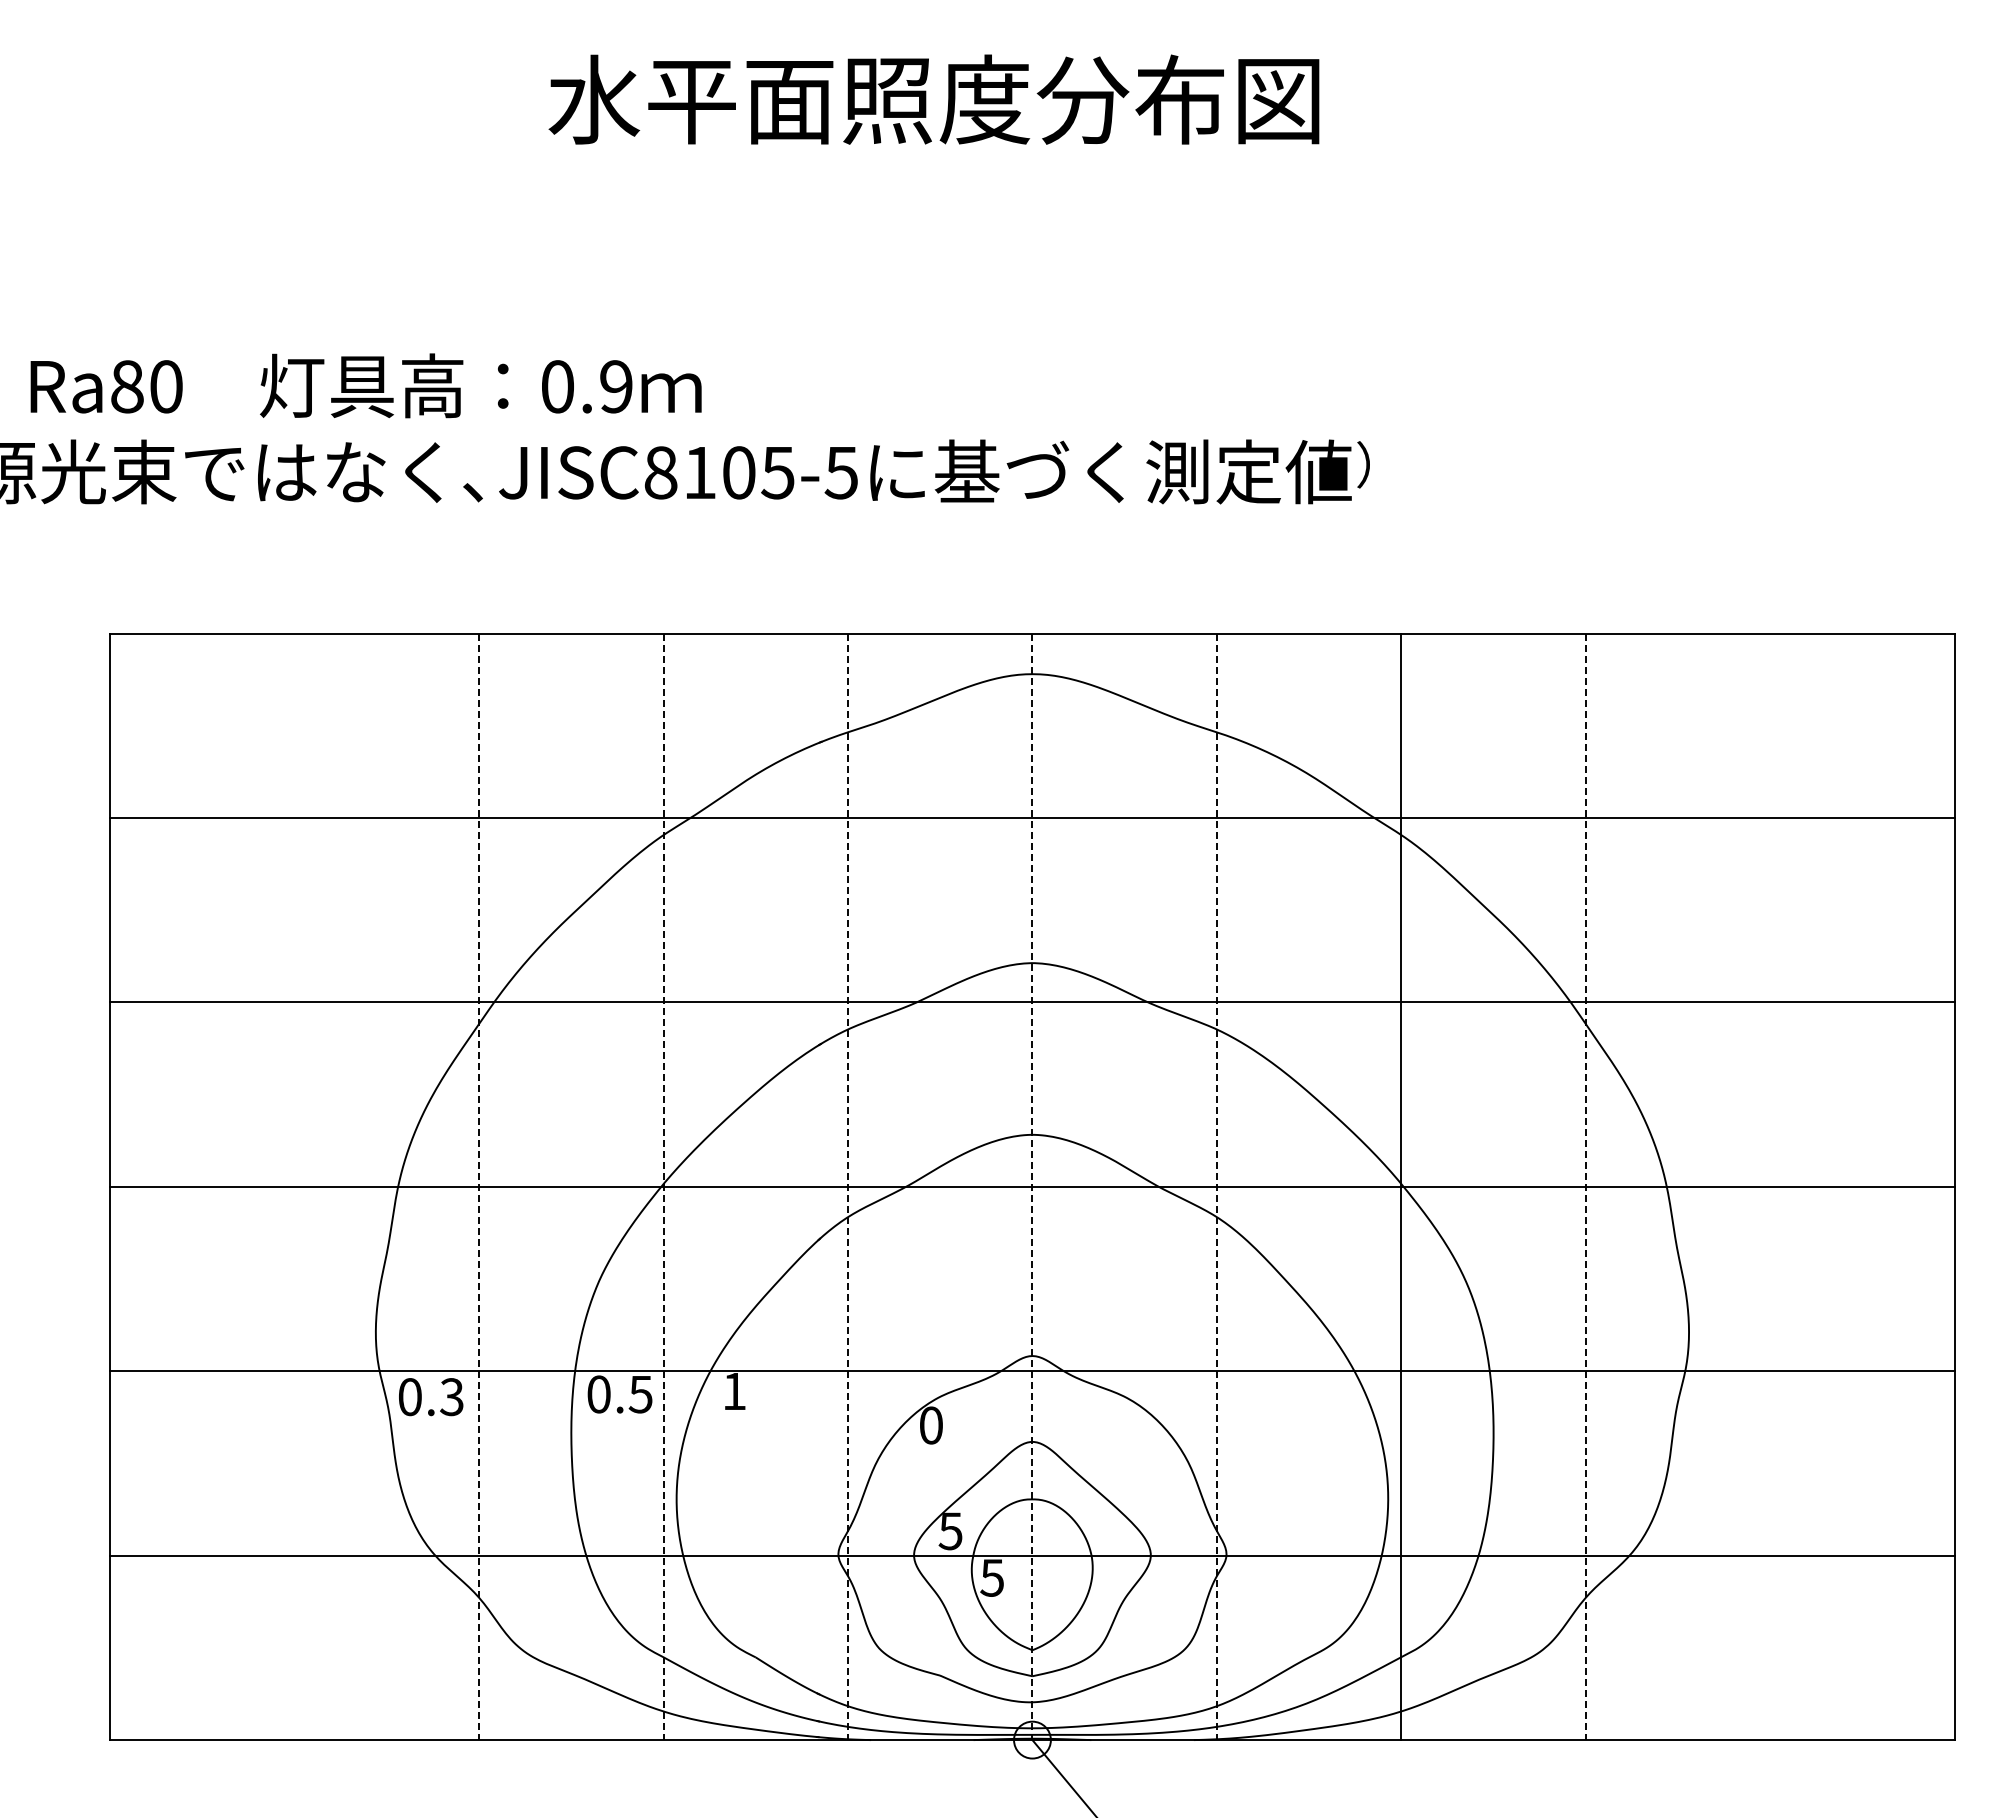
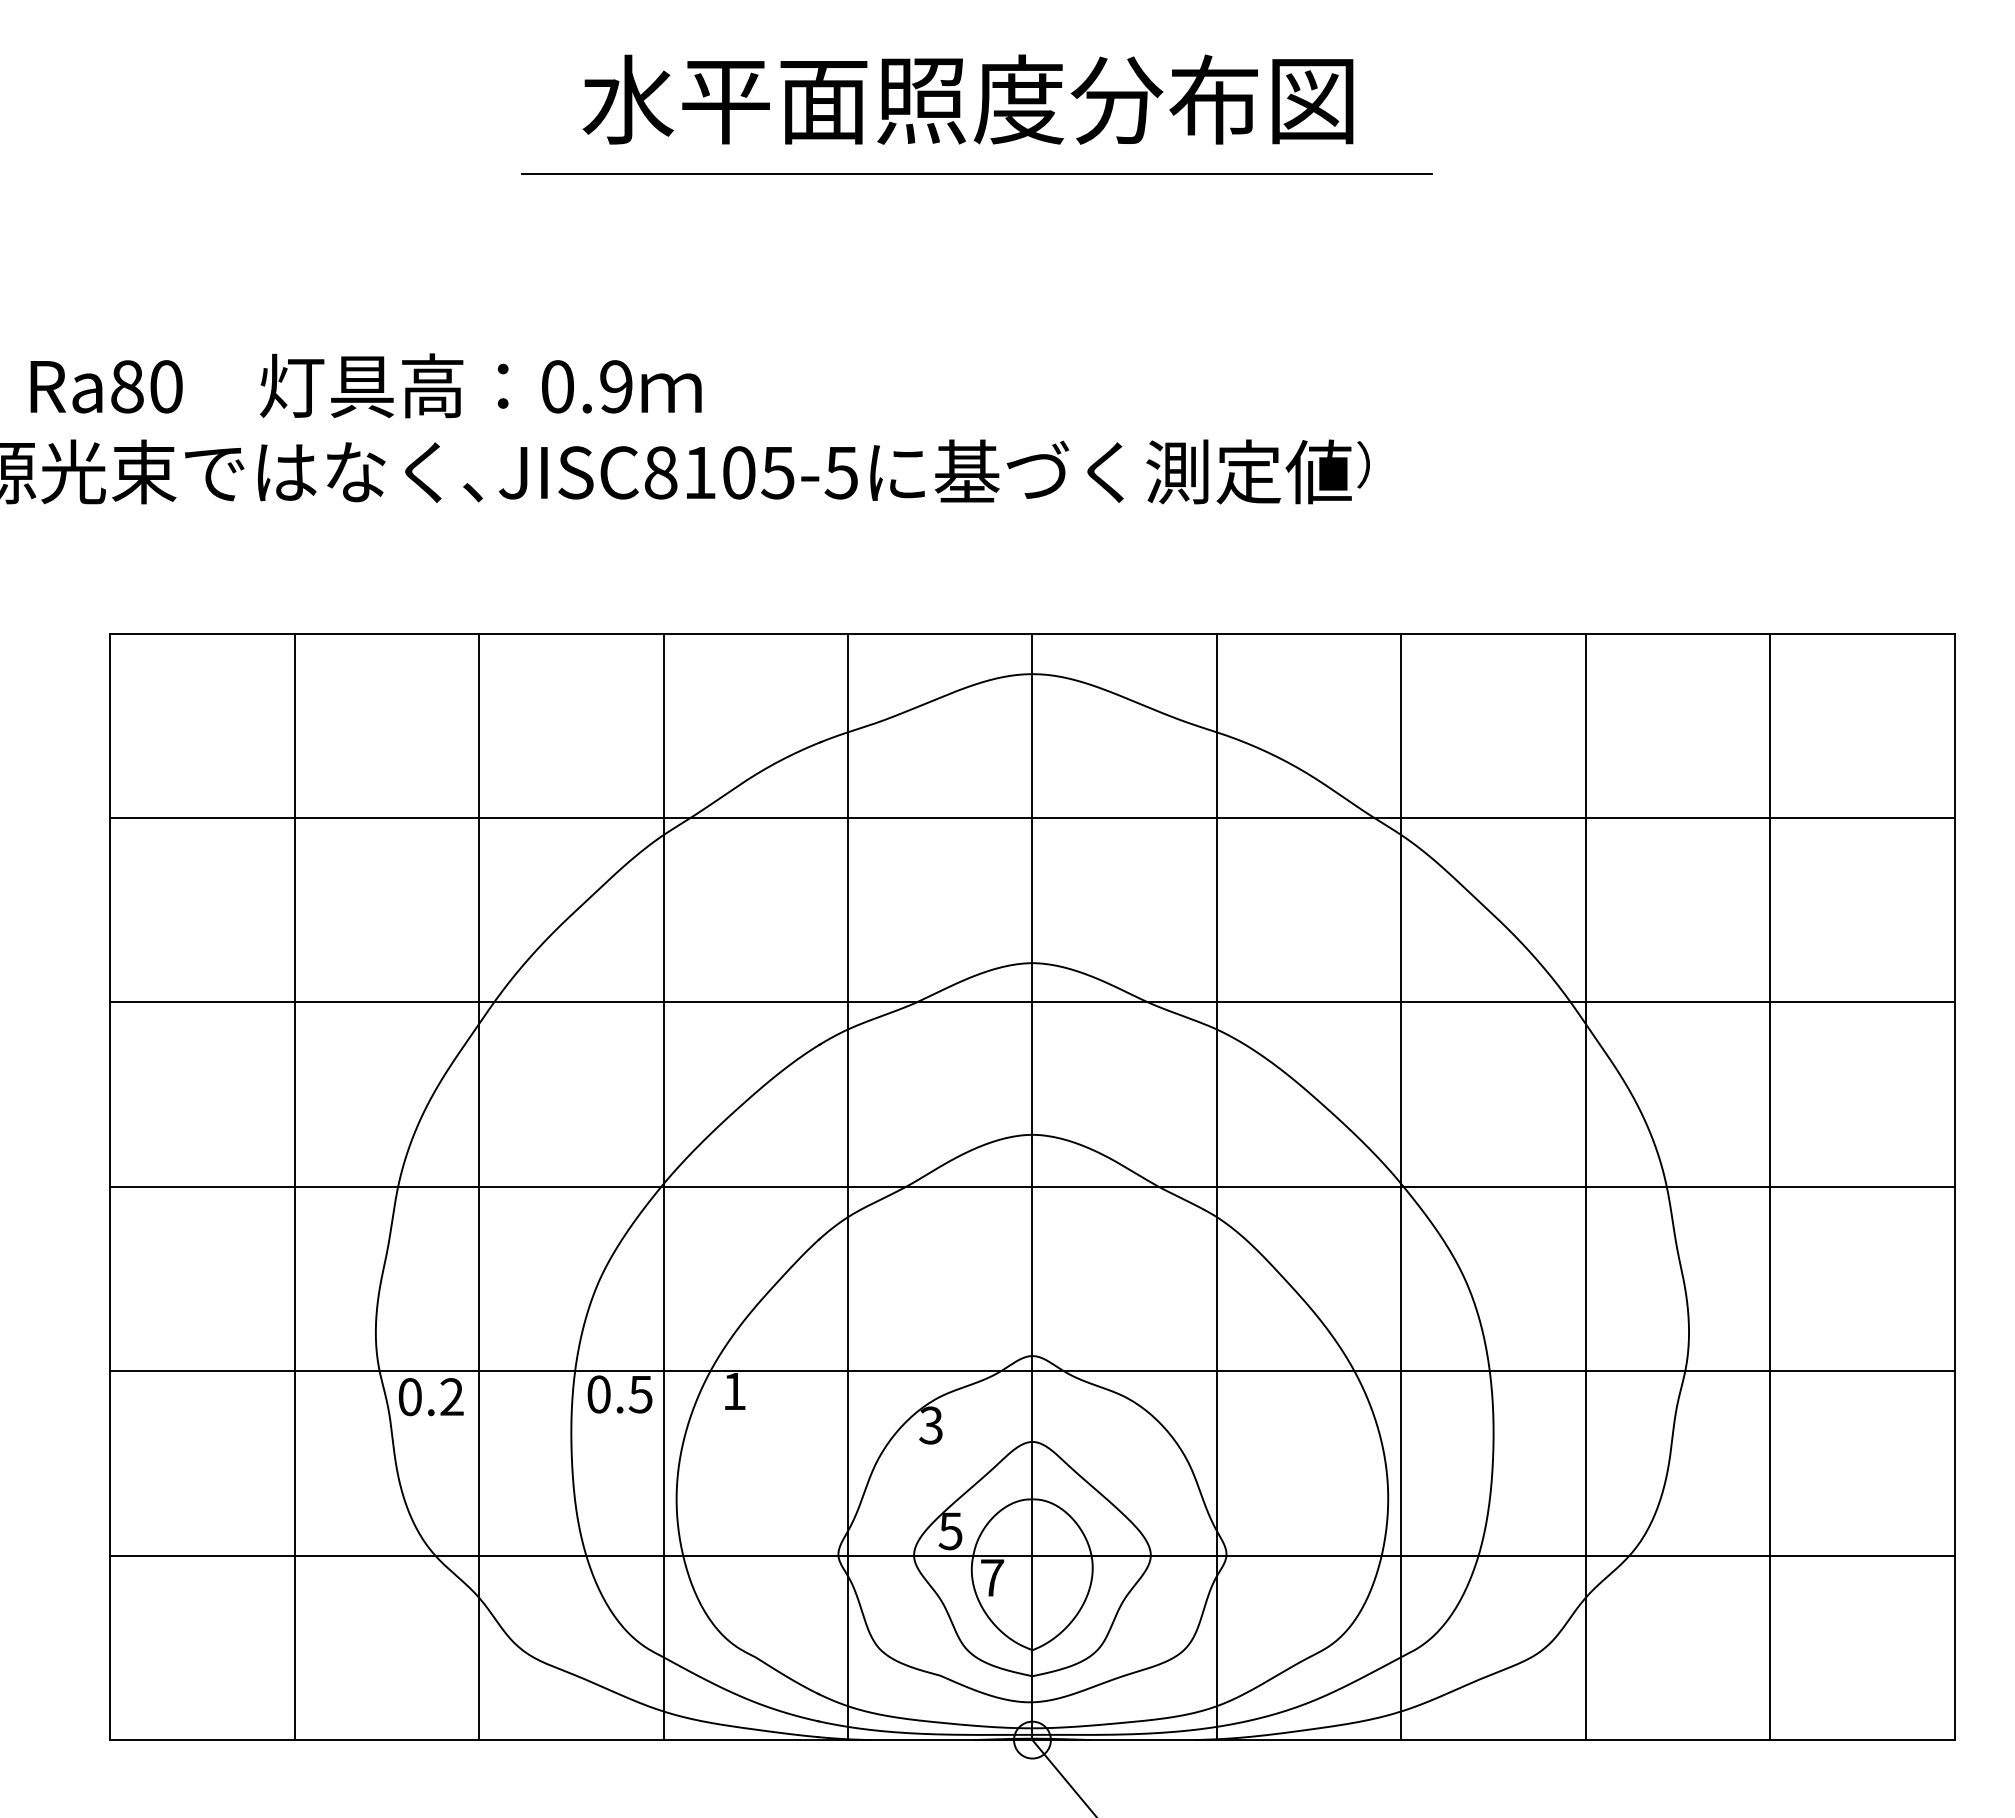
text position: (933, 99) -> (967, 99) (967, 99)
line: none -> present (976, 173)
line: none -> present (294, 1186)
line: none -> present (1770, 1186)
line: dashed -> solid (479, 1187)
line: dashed -> solid (663, 1187)
line: dashed -> solid (848, 1187)
line: dashed -> solid (1032, 1187)
line: dashed -> solid (1216, 1187)
line: dashed -> solid (1585, 1187)
text: 0.3 -> 0.2 (451, 1397)
text: 0 -> 3 (930, 1425)
text: 5 -> 7 (992, 1577)
